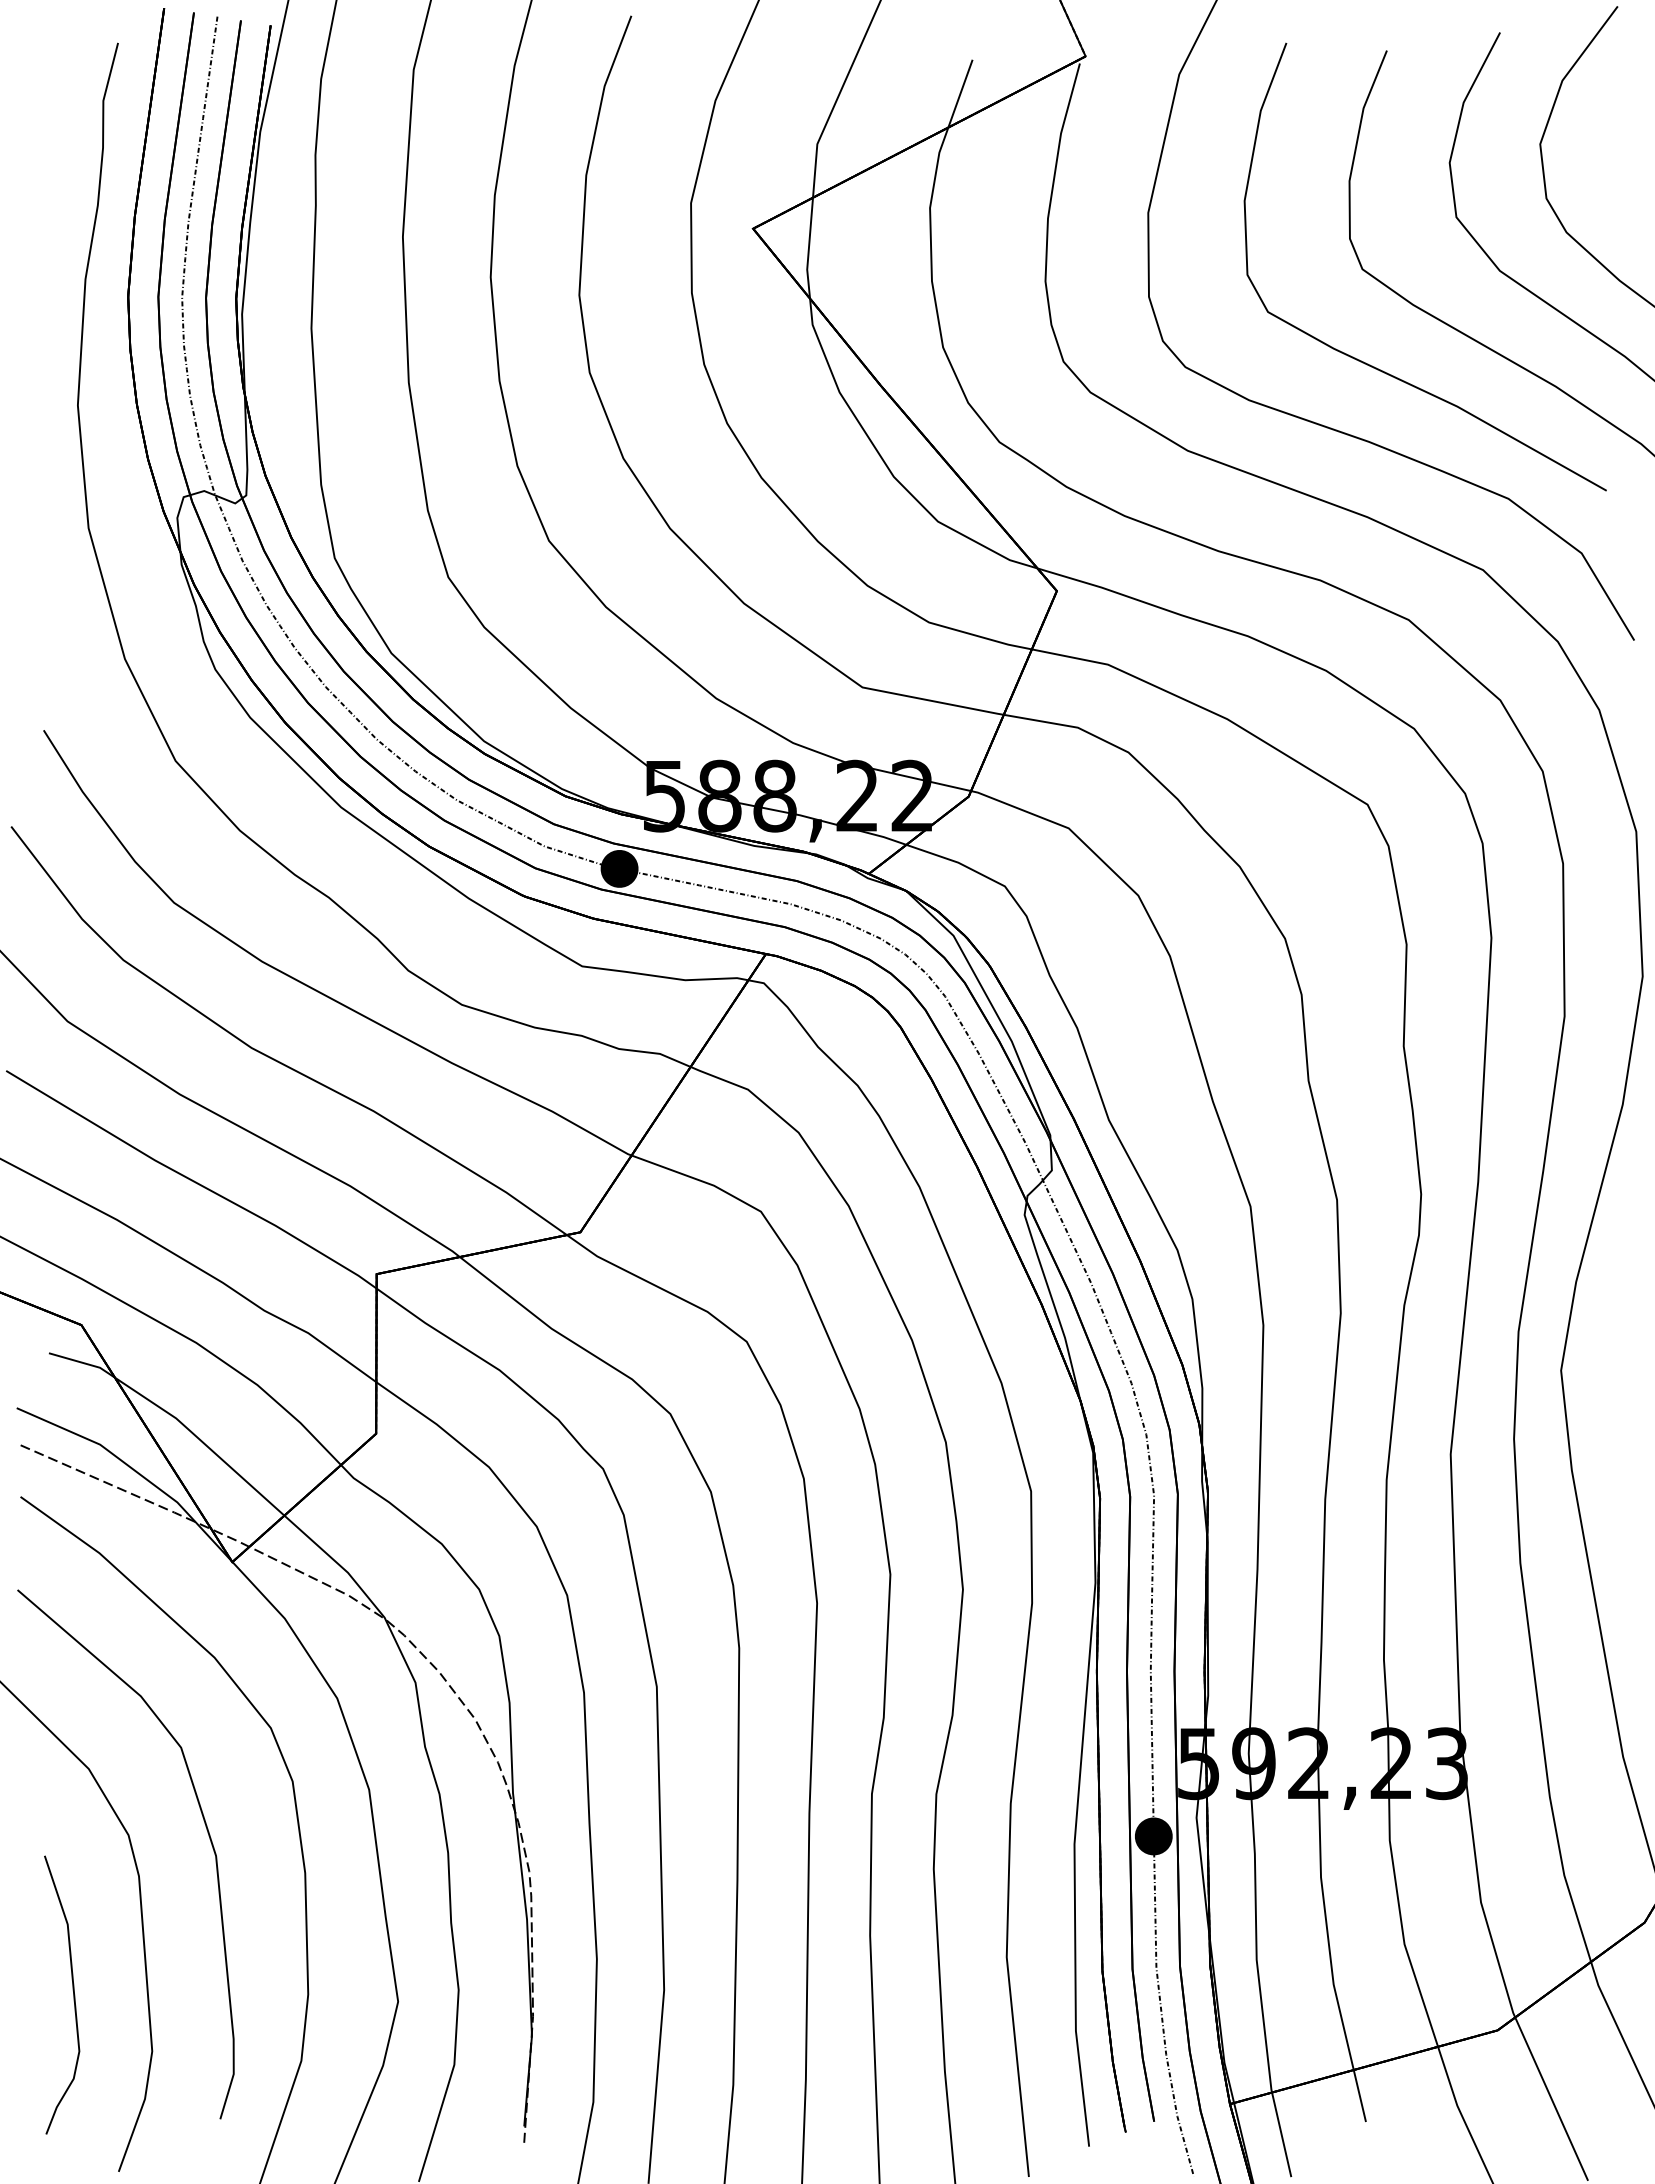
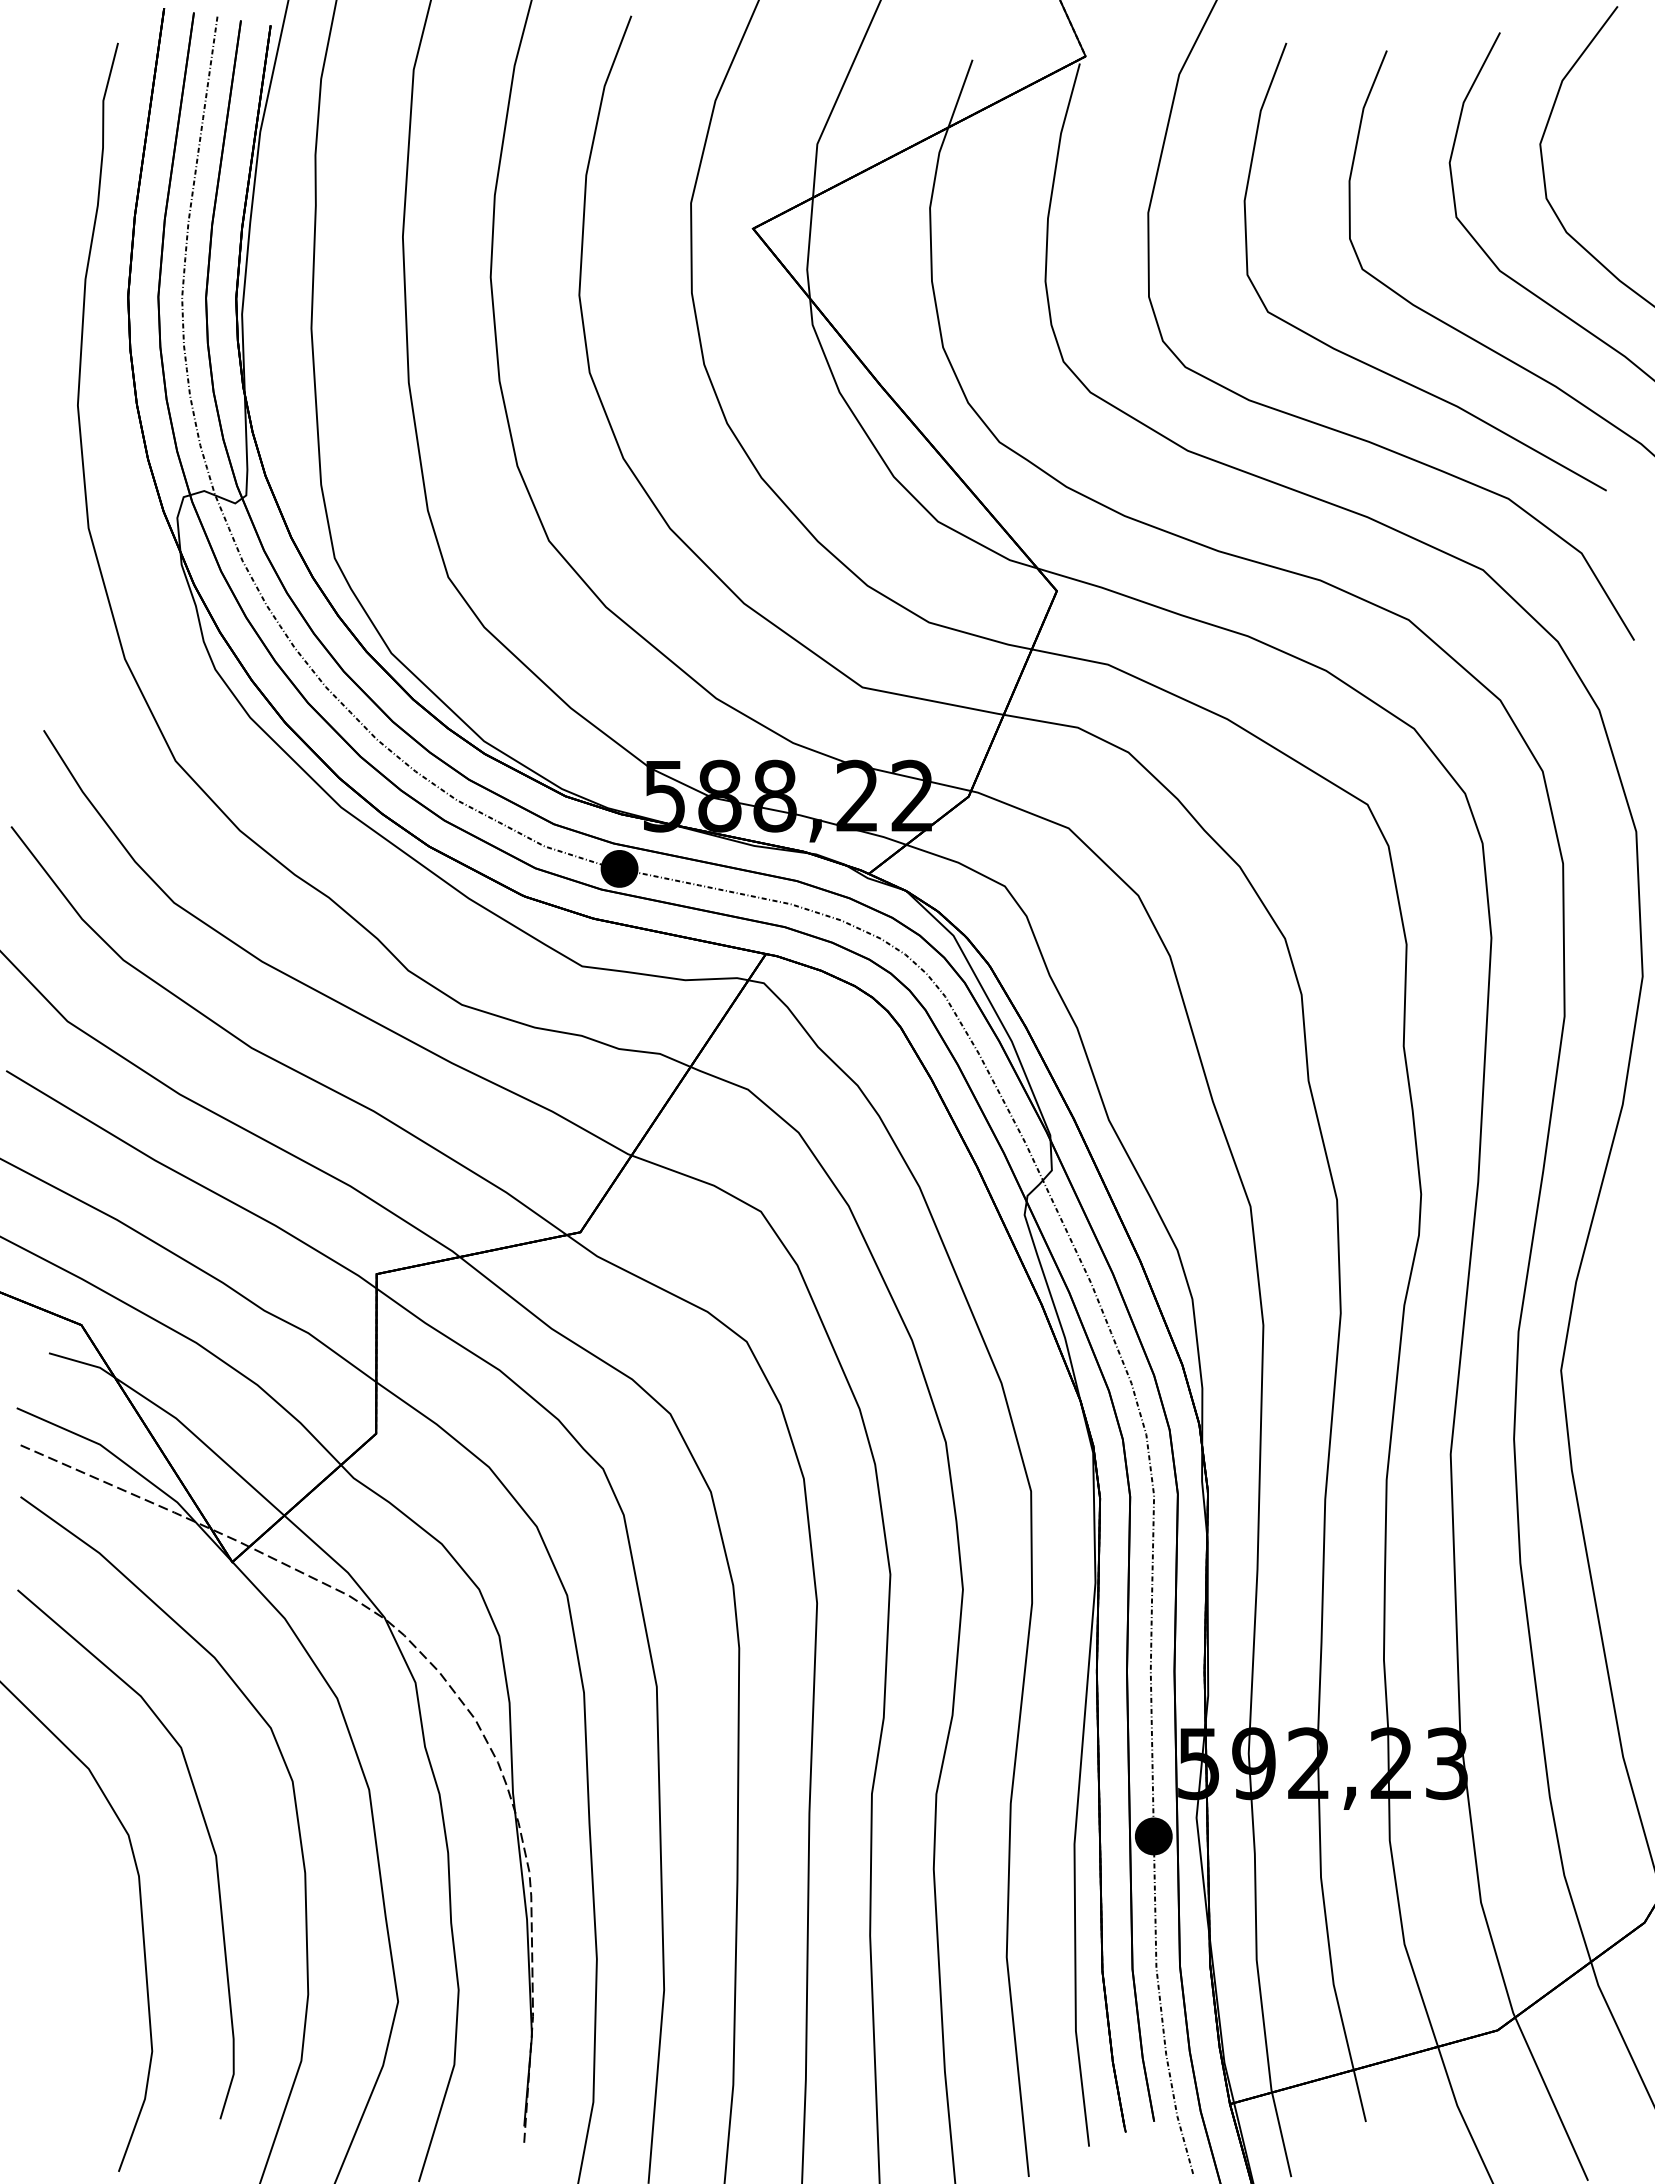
part: present -> none (72, 1990)
